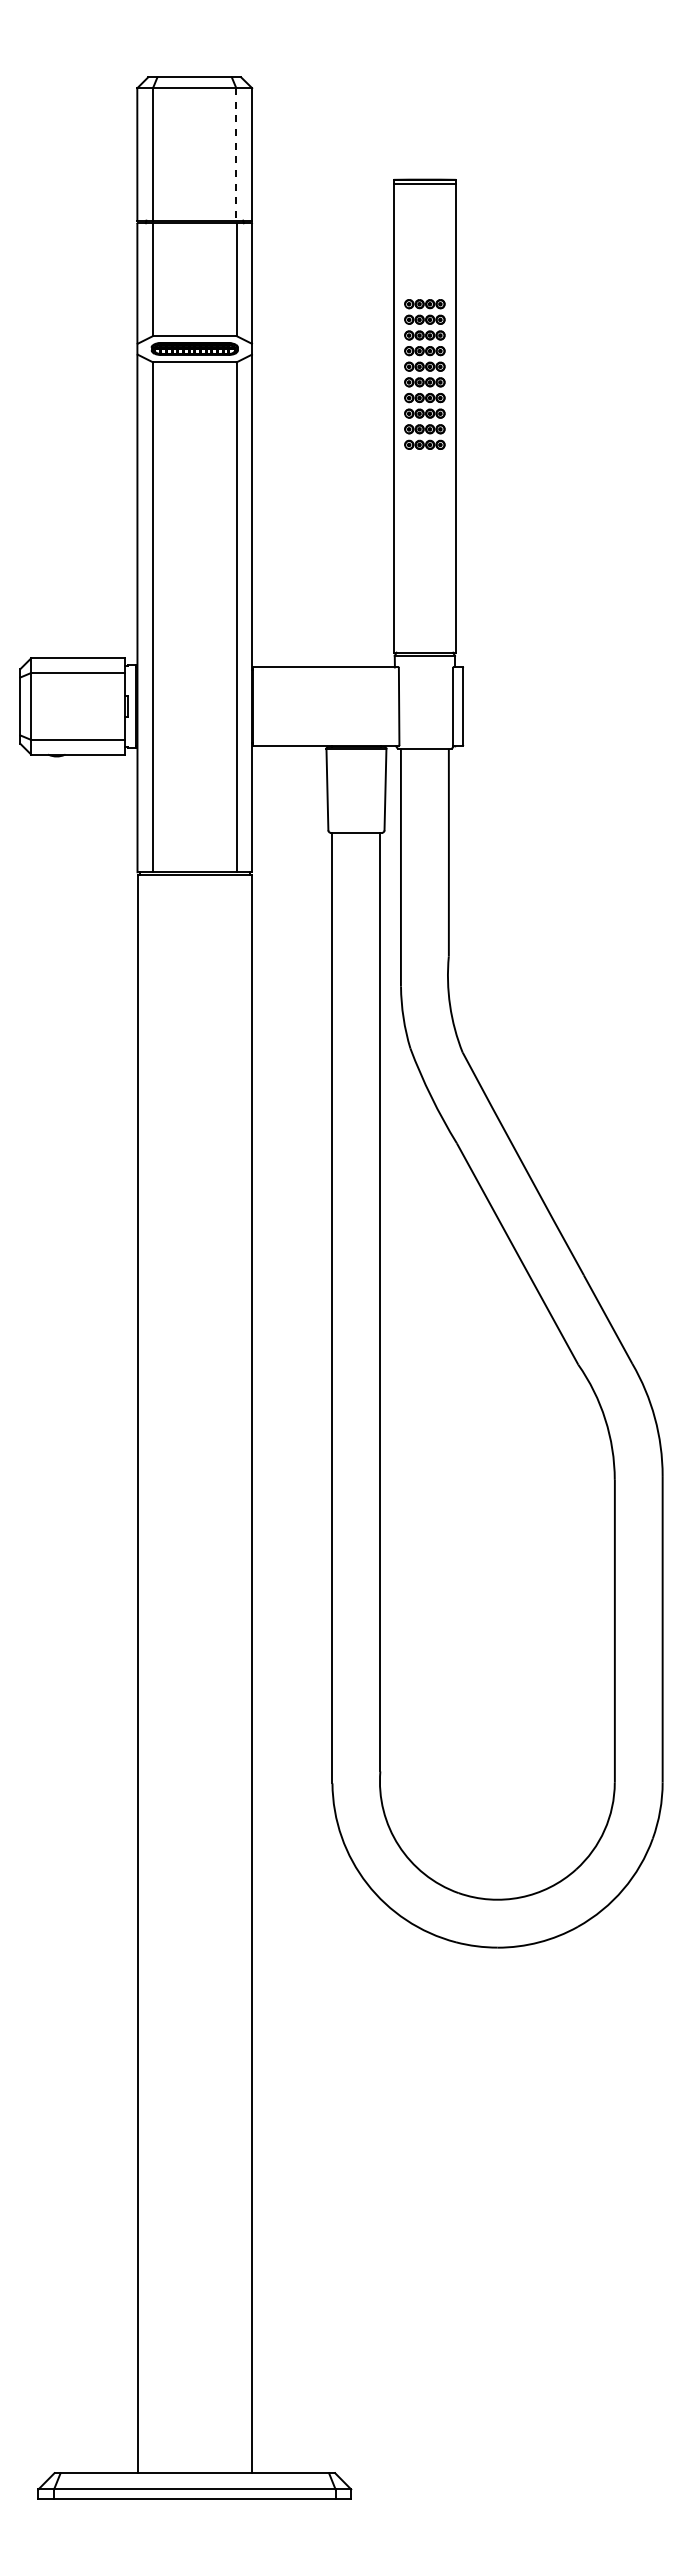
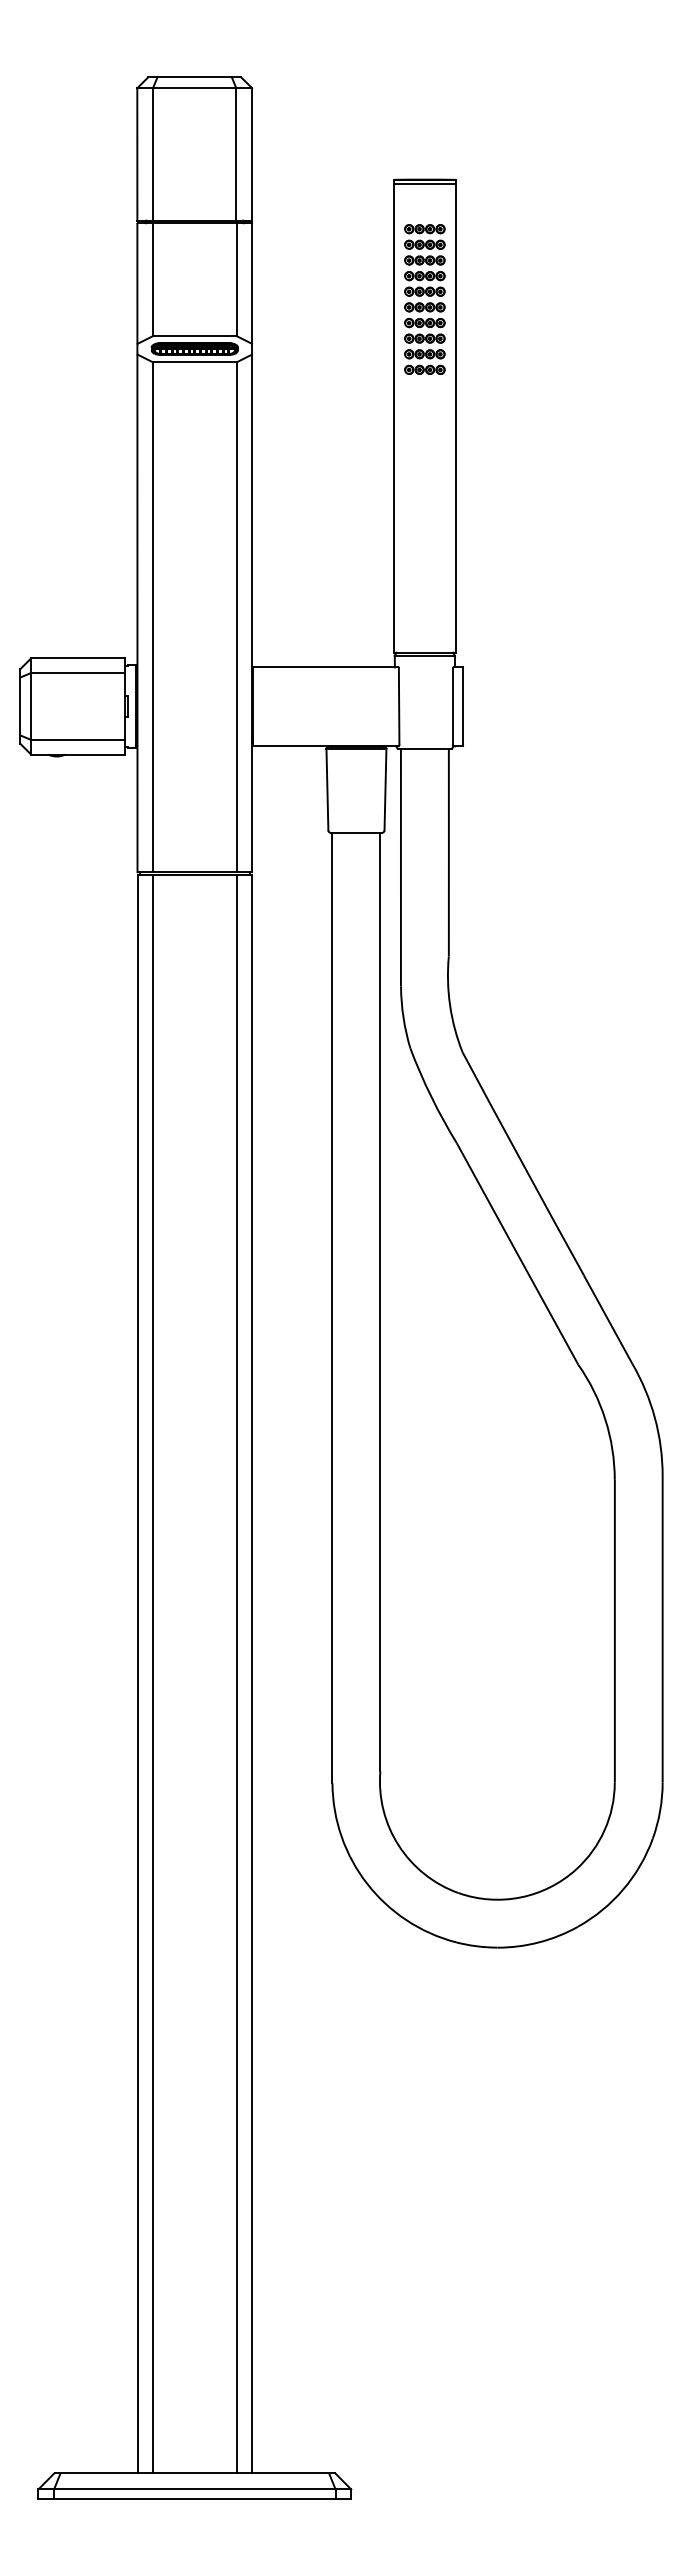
line: dashed -> solid (236, 154)
part position: (424, 374) -> (424, 299) (424, 299)
line: none -> present (153, 1673)
line: none -> present (236, 1673)
